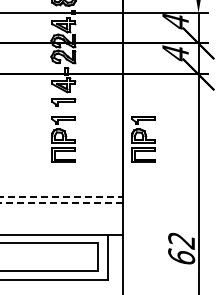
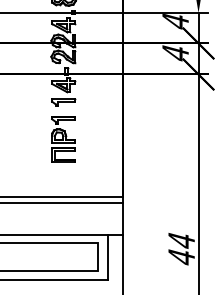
part: present -> none (143, 139)
line: dashed -> solid (62, 196)
line: dashed -> solid (61, 202)
text: 62 -> 44 (181, 248)
